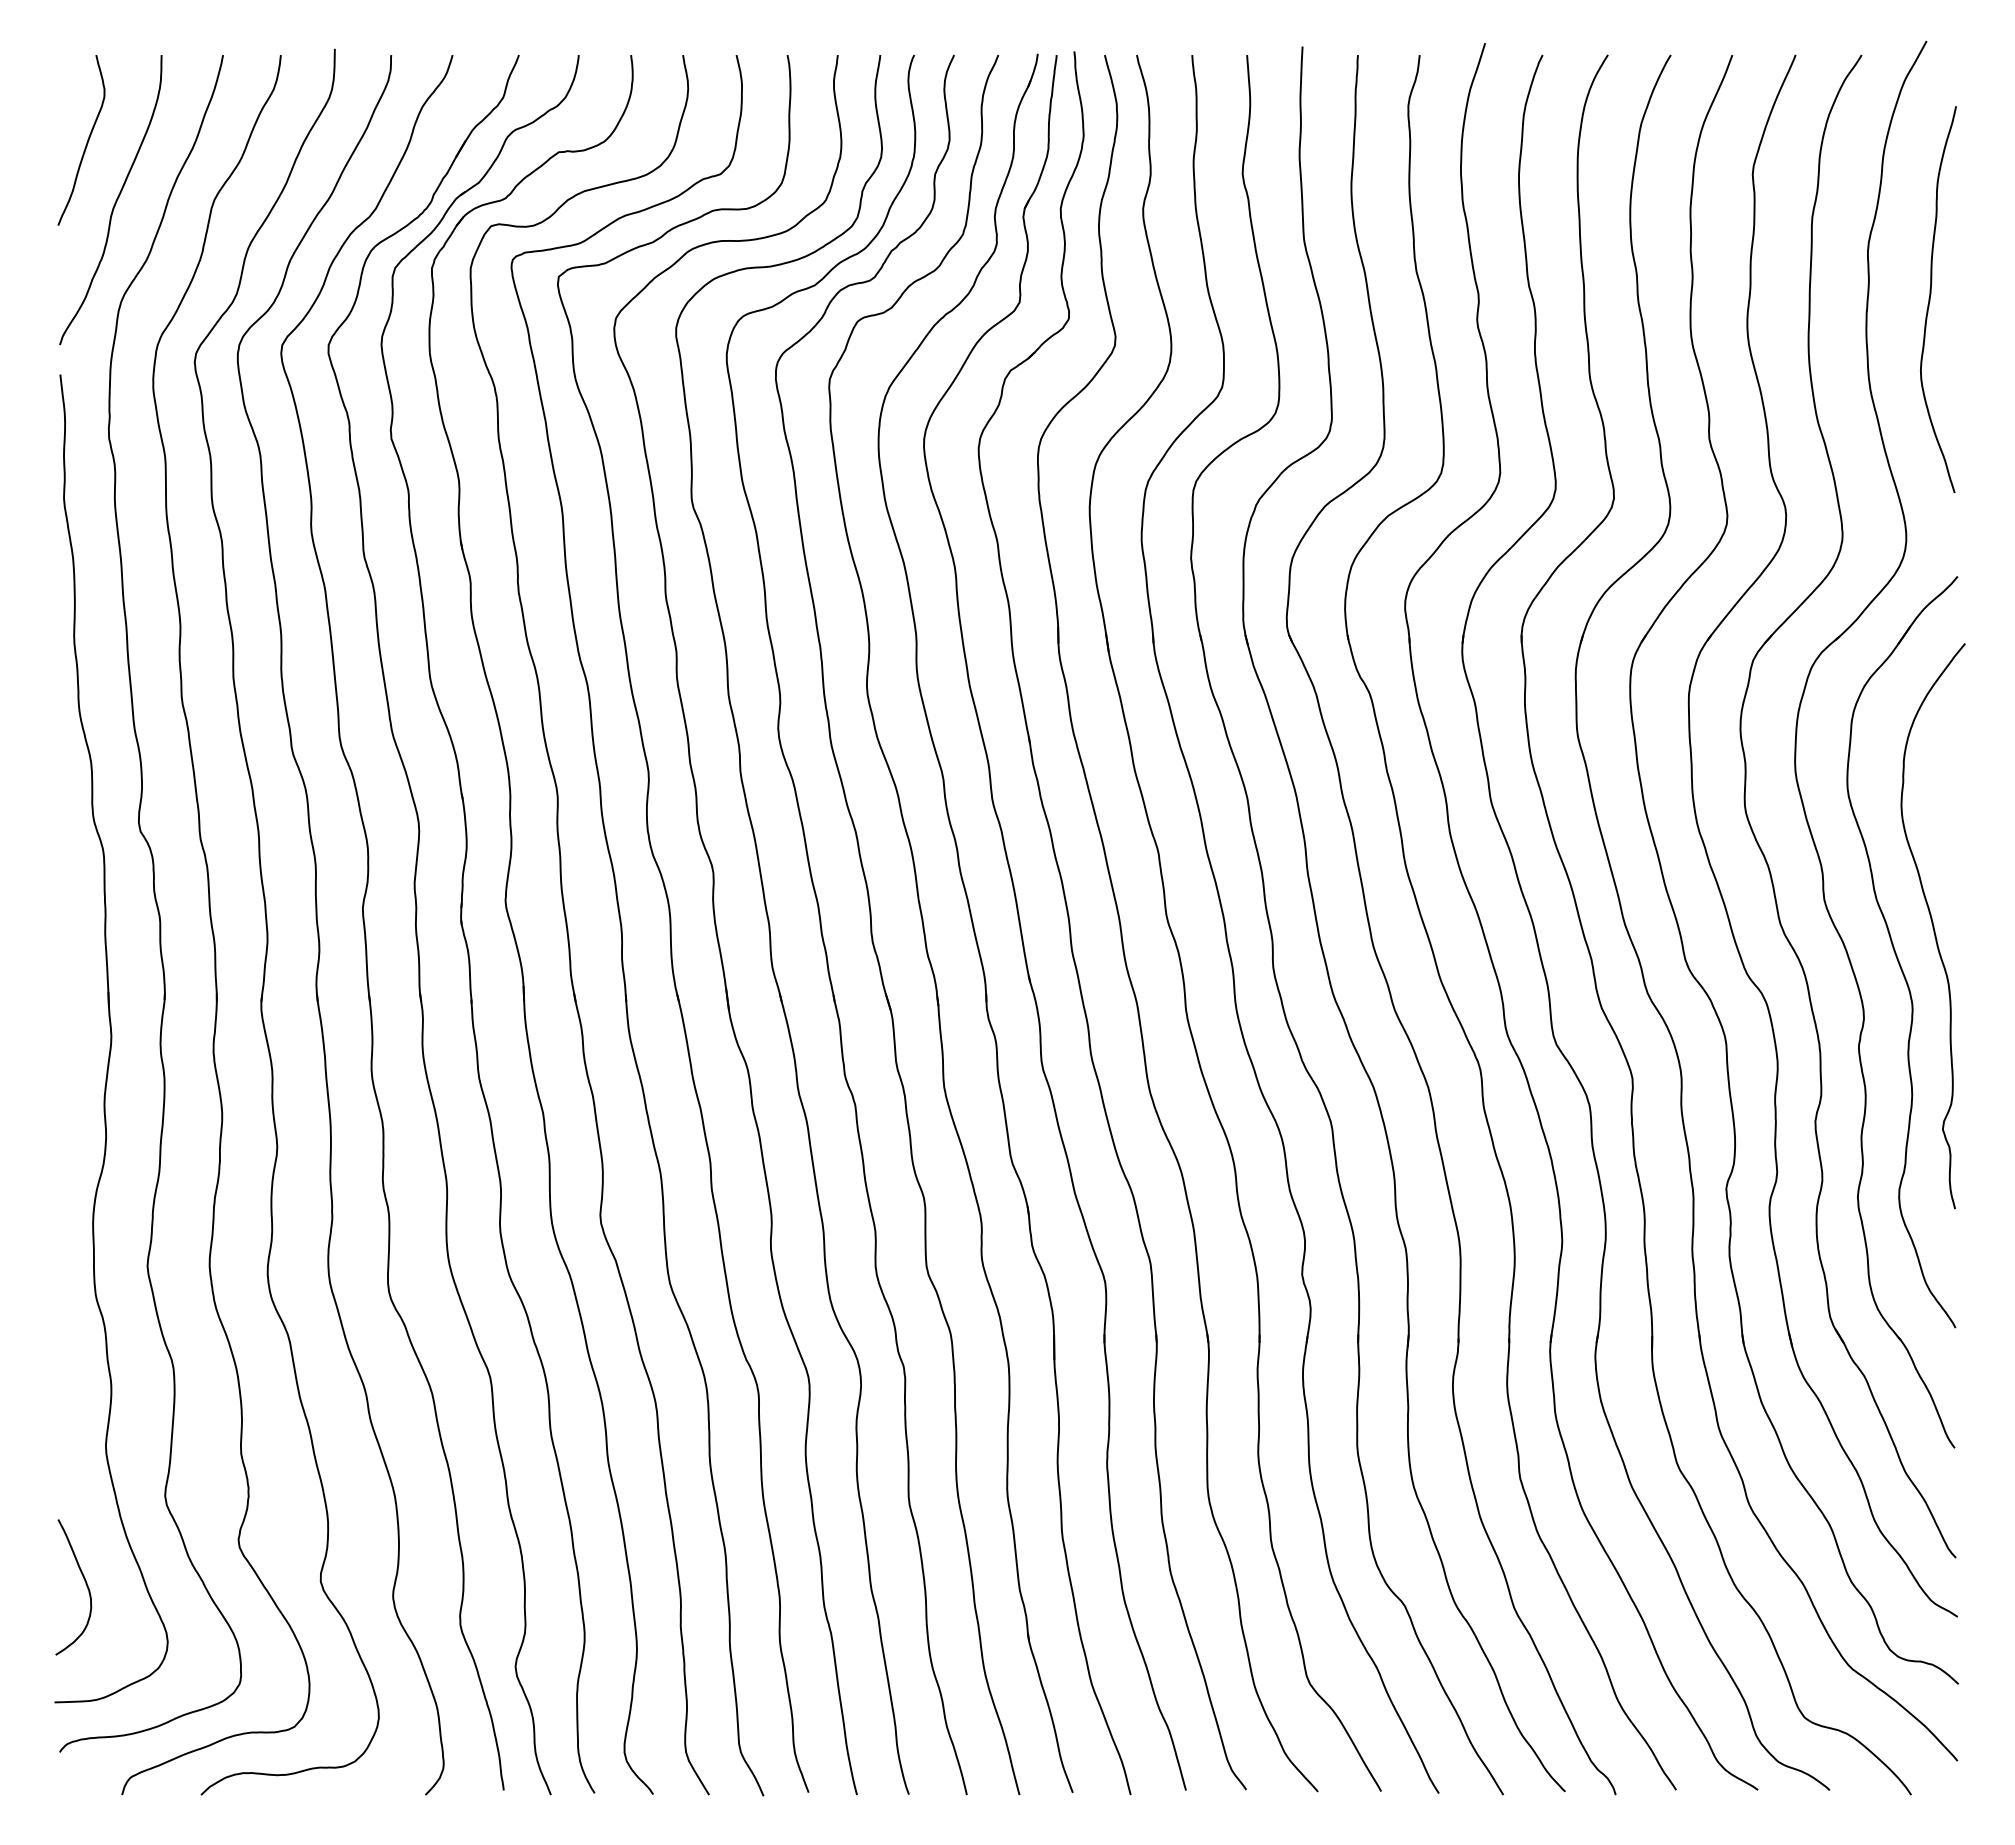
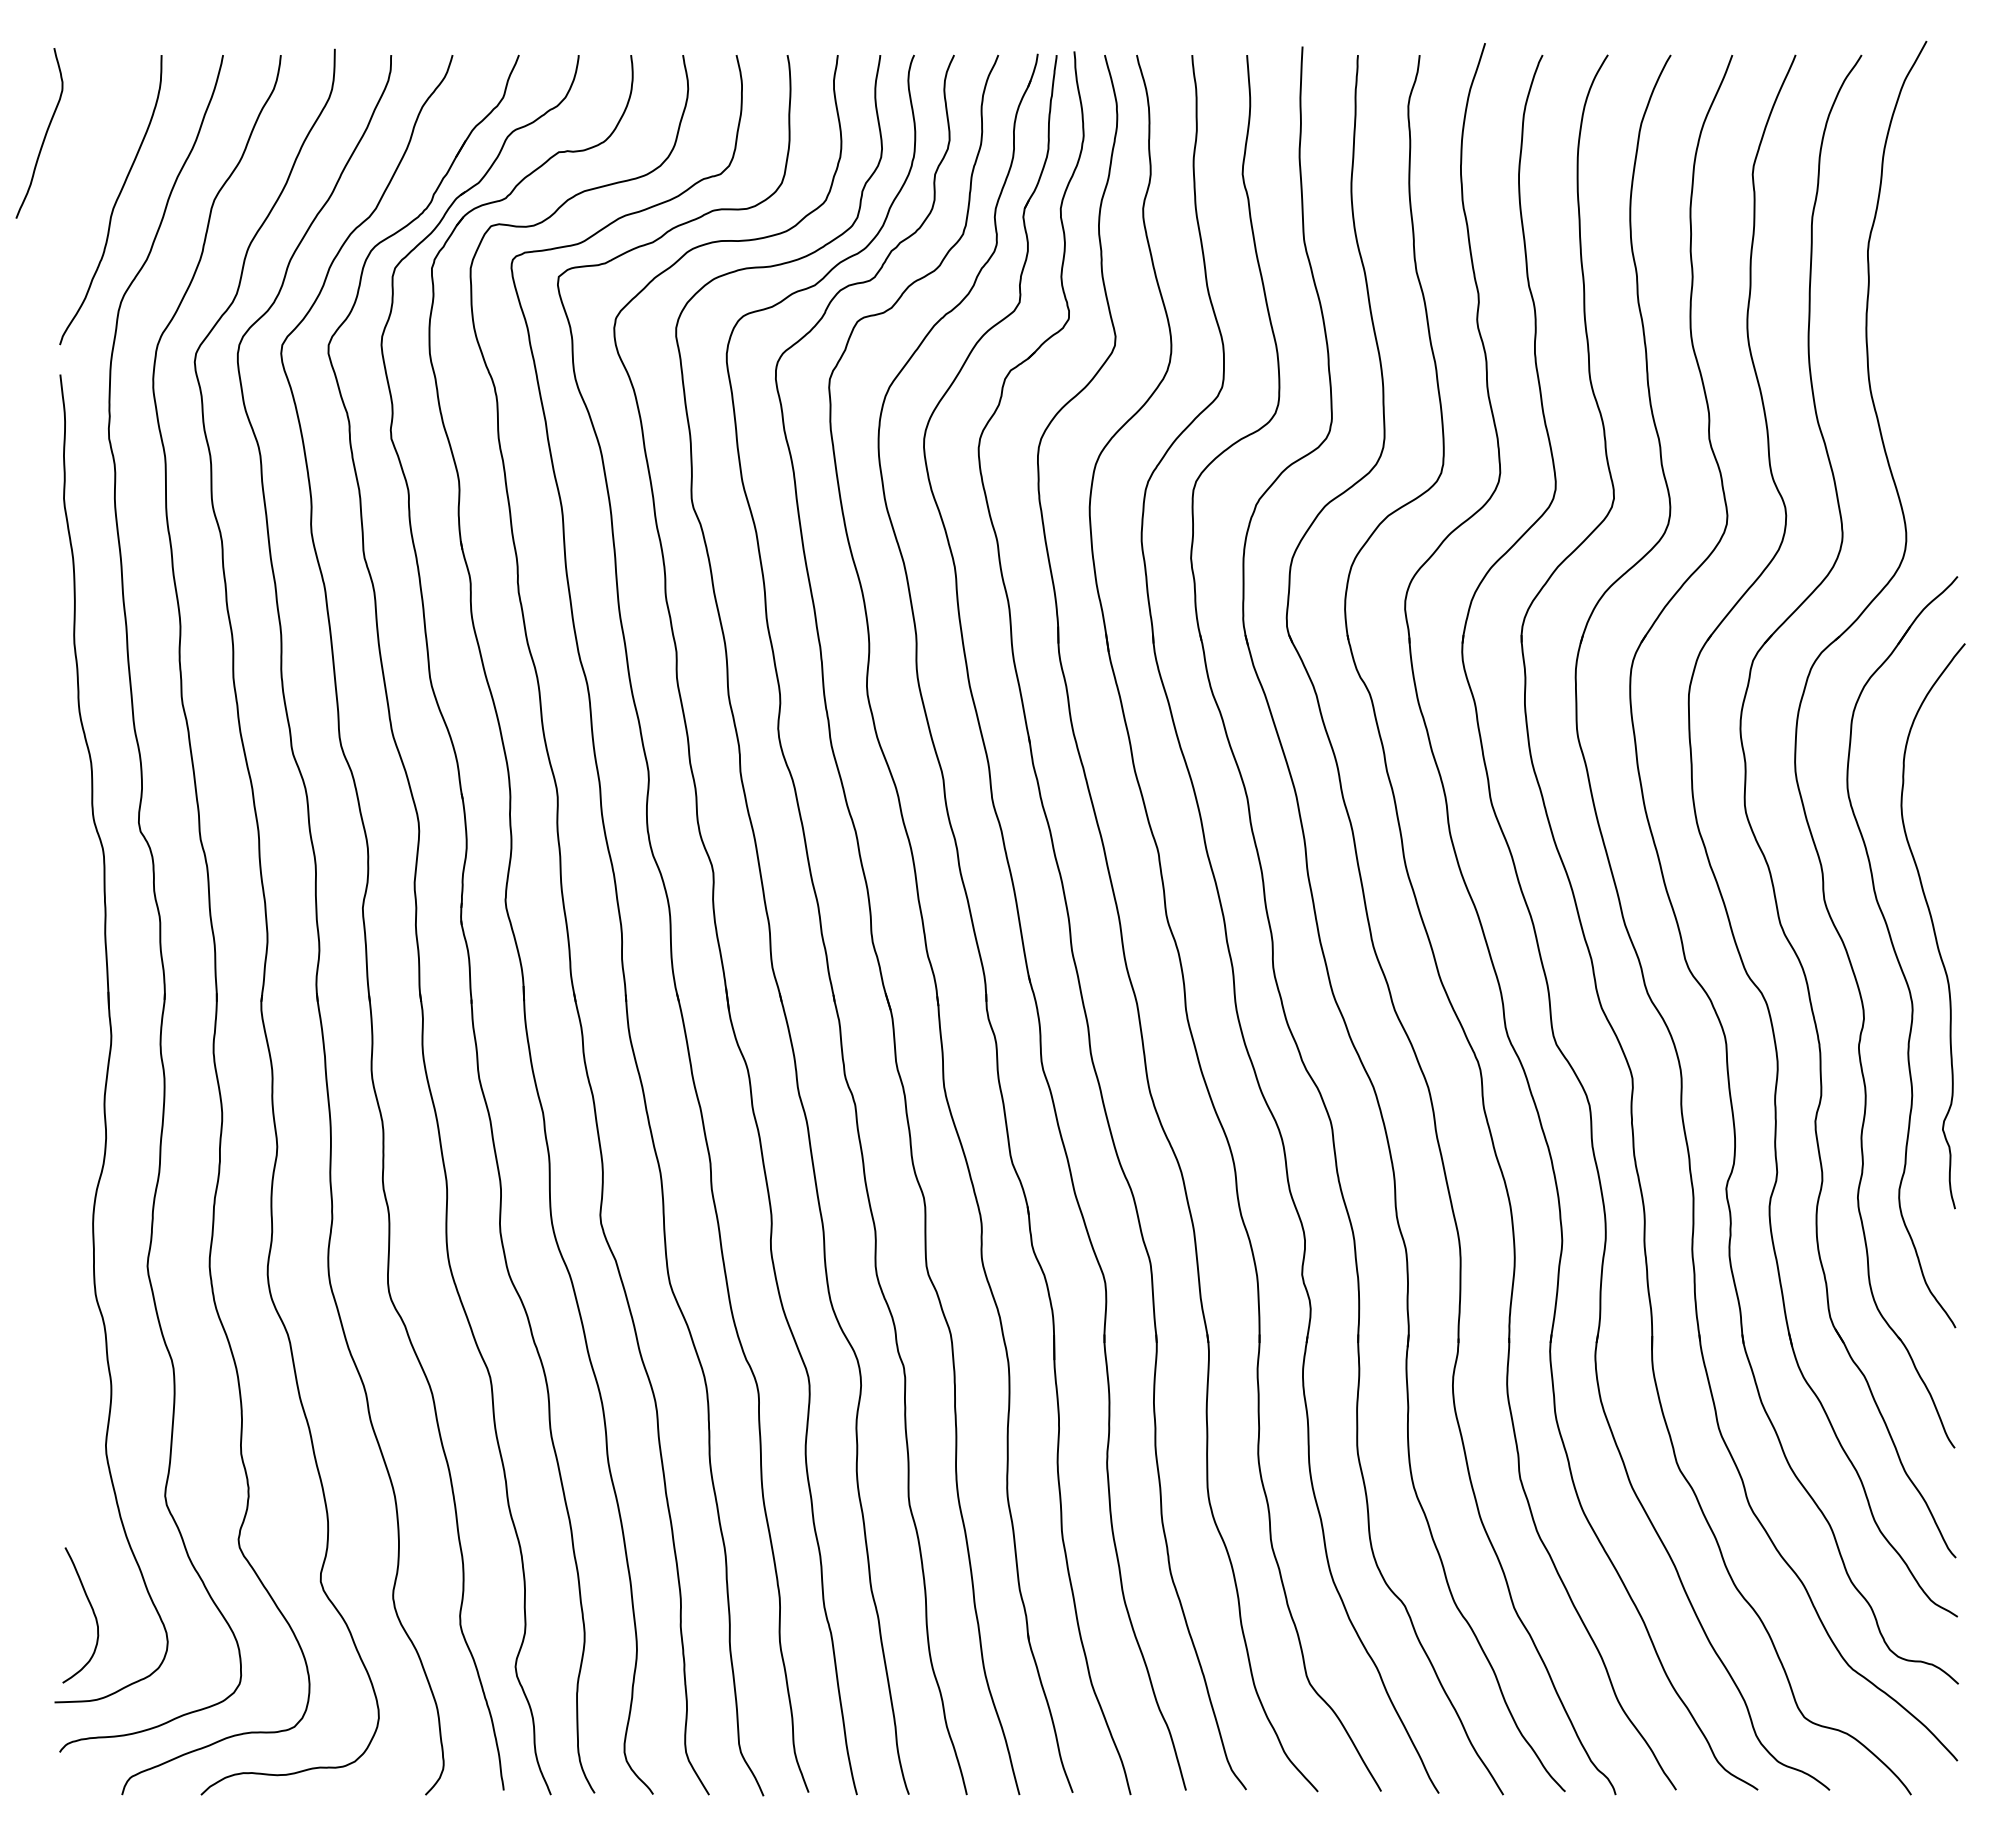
curve position: (86, 142) -> (44, 135) (44, 135)
curve: present -> none (1930, 299)
curve position: (85, 1584) -> (92, 1612) (92, 1612)
